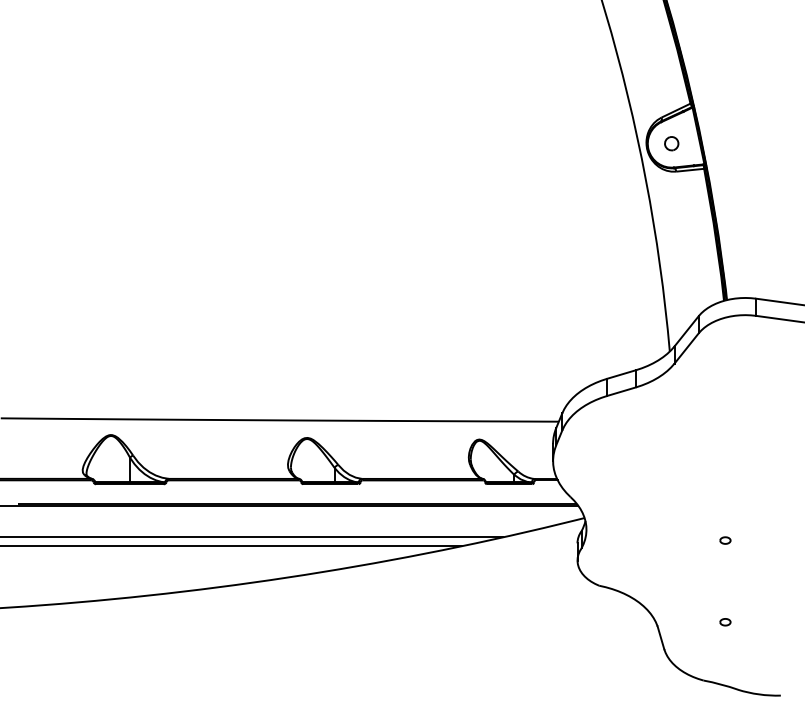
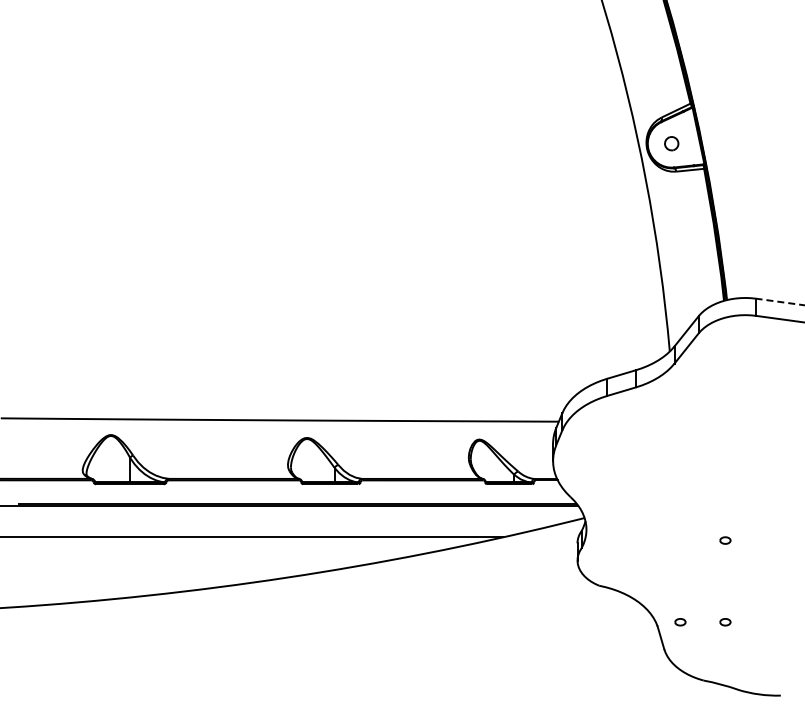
line: solid -> dashed (779, 301)
line: present -> none (231, 546)
part: none -> present (680, 622)
